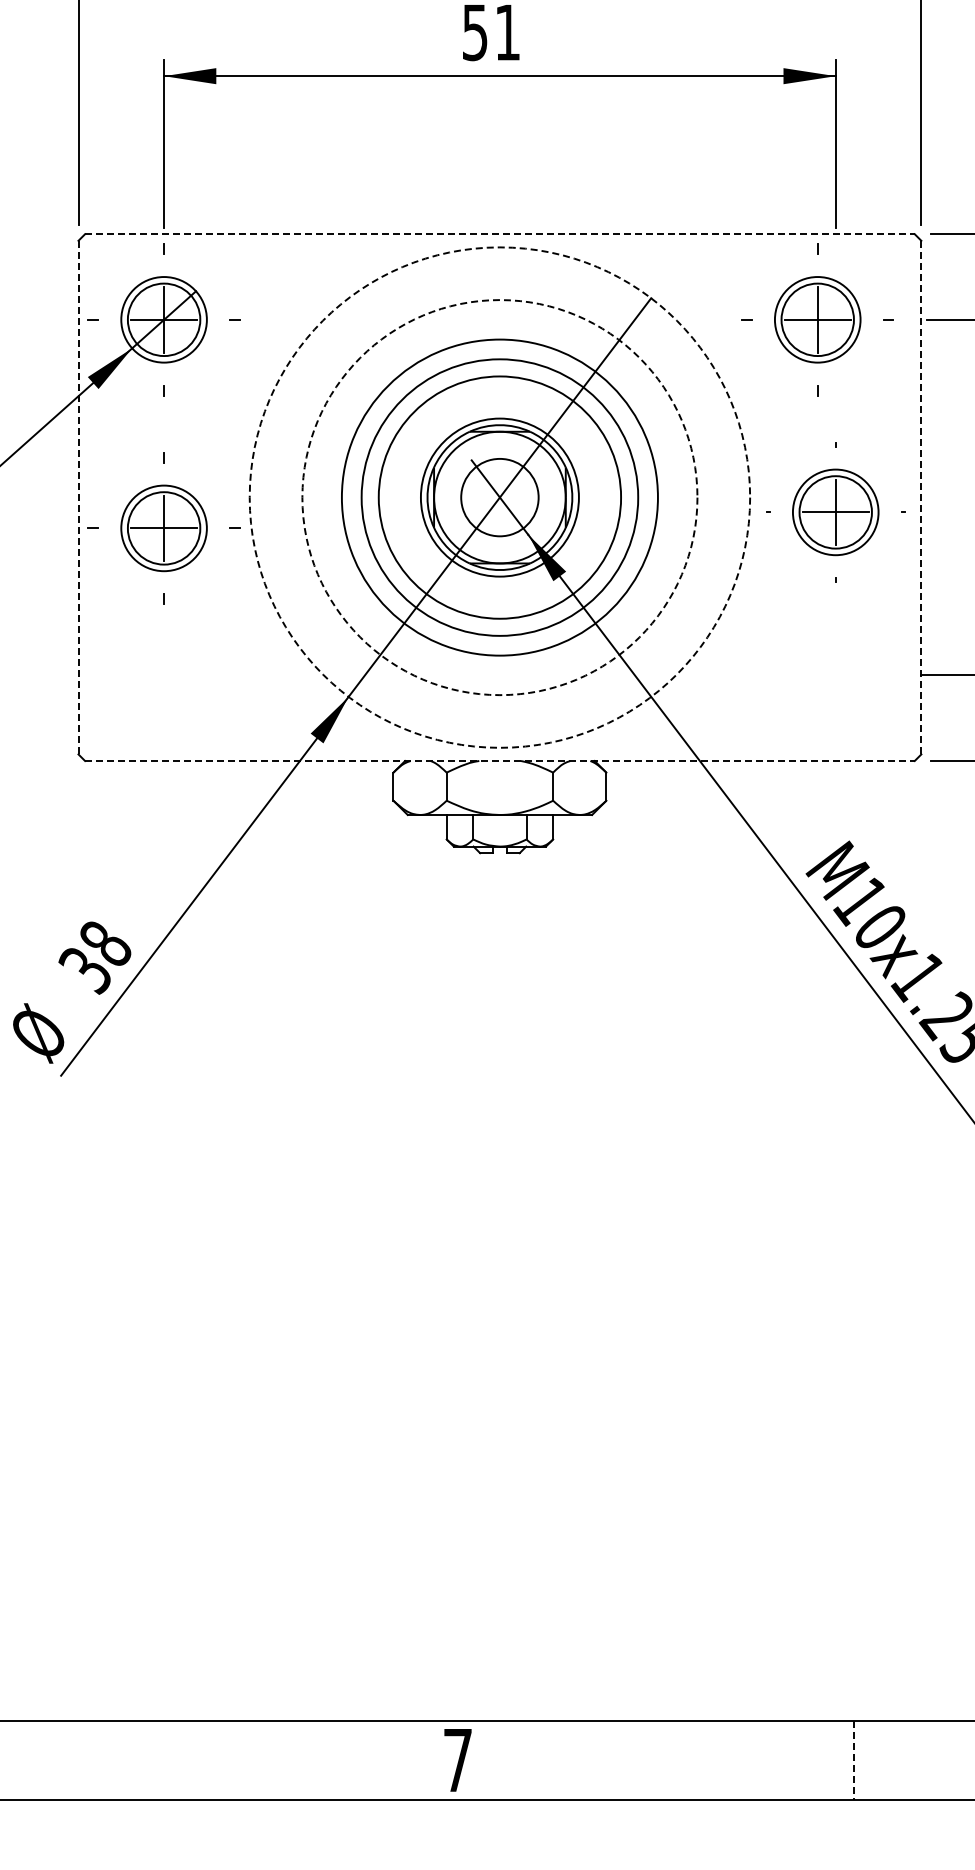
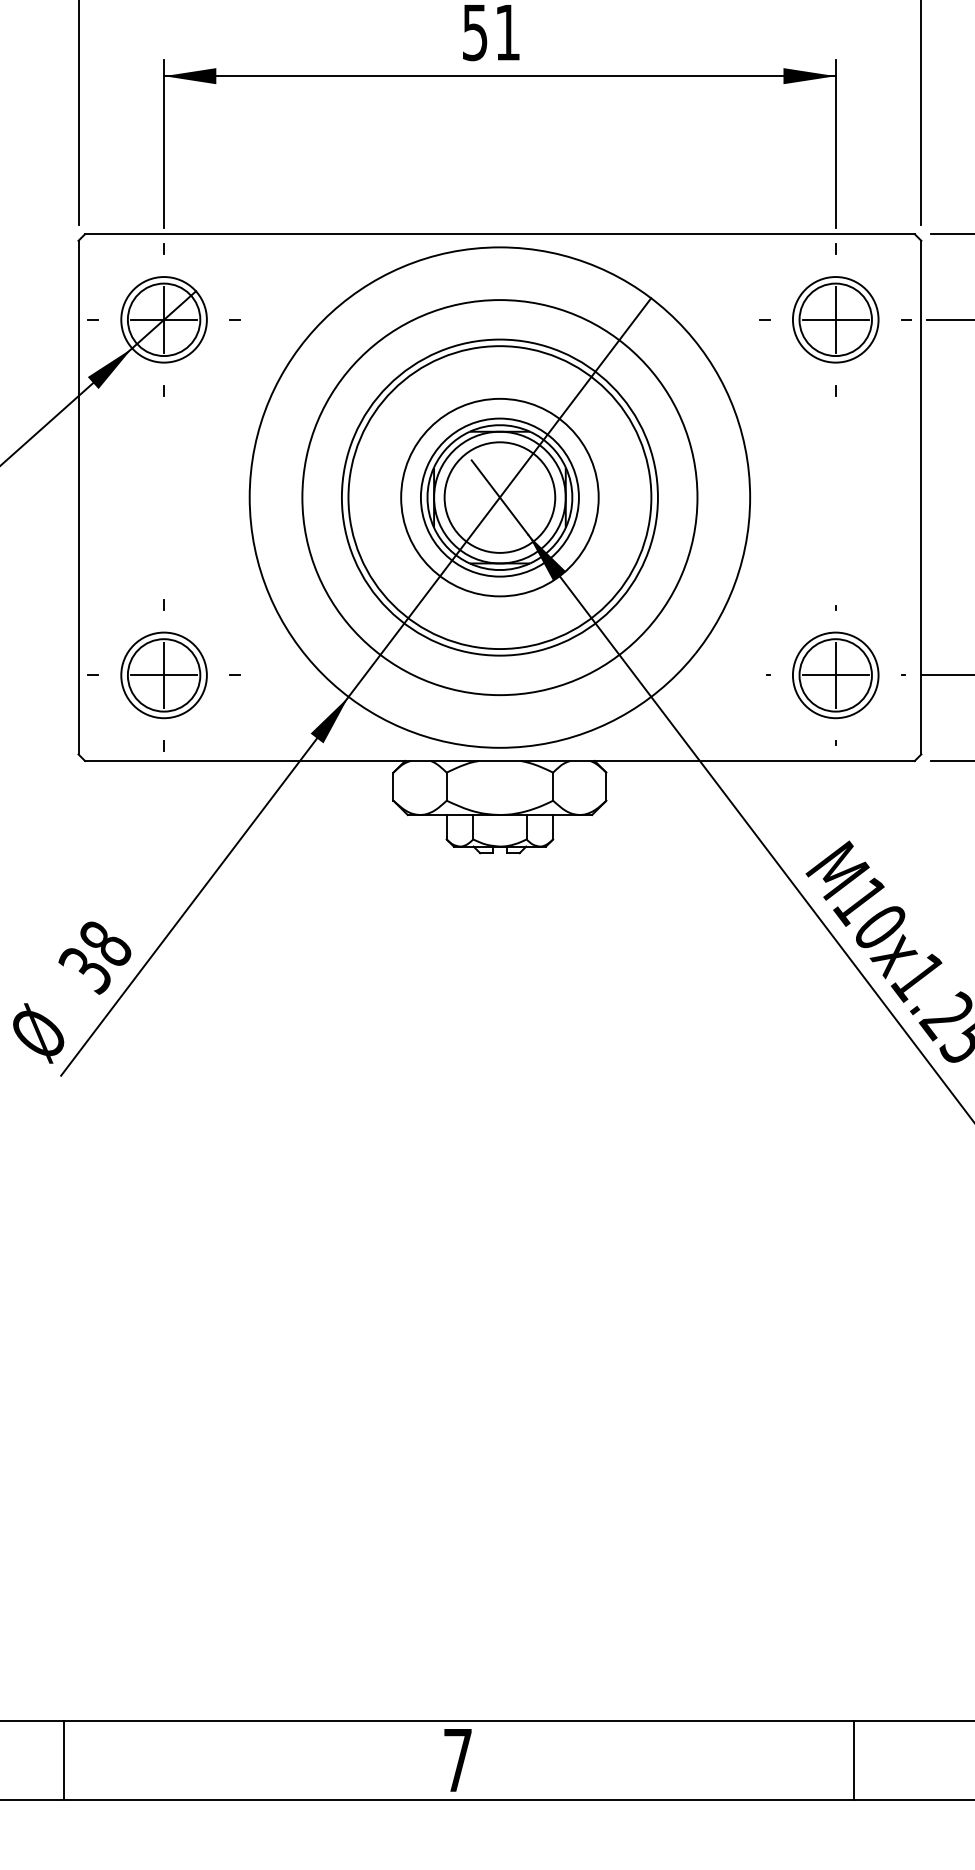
line: dashed -> solid (499, 234)
part position: (817, 319) -> (835, 319) (835, 319)
line: dashed -> solid (78, 497)
circle diameter: 242 px -> 303 px (499, 497)
circle diameter: 277 px -> 198 px (499, 497)
circle diameter: 77 px -> 111 px (499, 497)
circle: dashed -> solid (499, 497)
circle: dashed -> solid (499, 497)
line: dashed -> solid (921, 497)
part position: (835, 512) -> (835, 675) (835, 675)
part position: (163, 528) -> (163, 675) (163, 675)
line: dashed -> solid (499, 761)
line: none -> present (63, 1759)
line: dashed -> solid (853, 1760)
